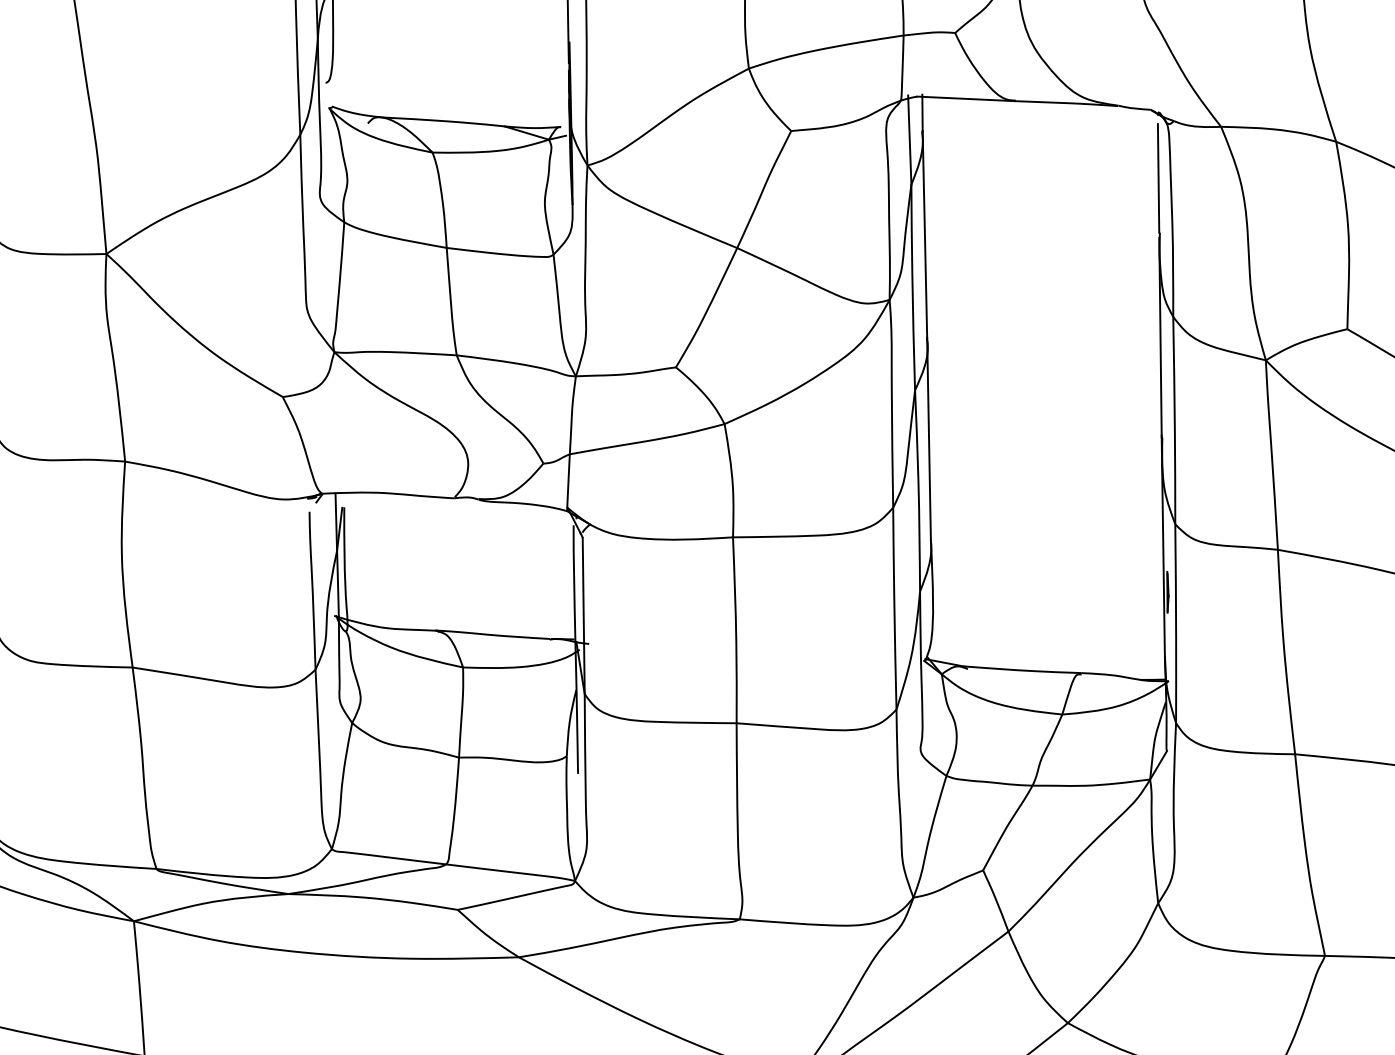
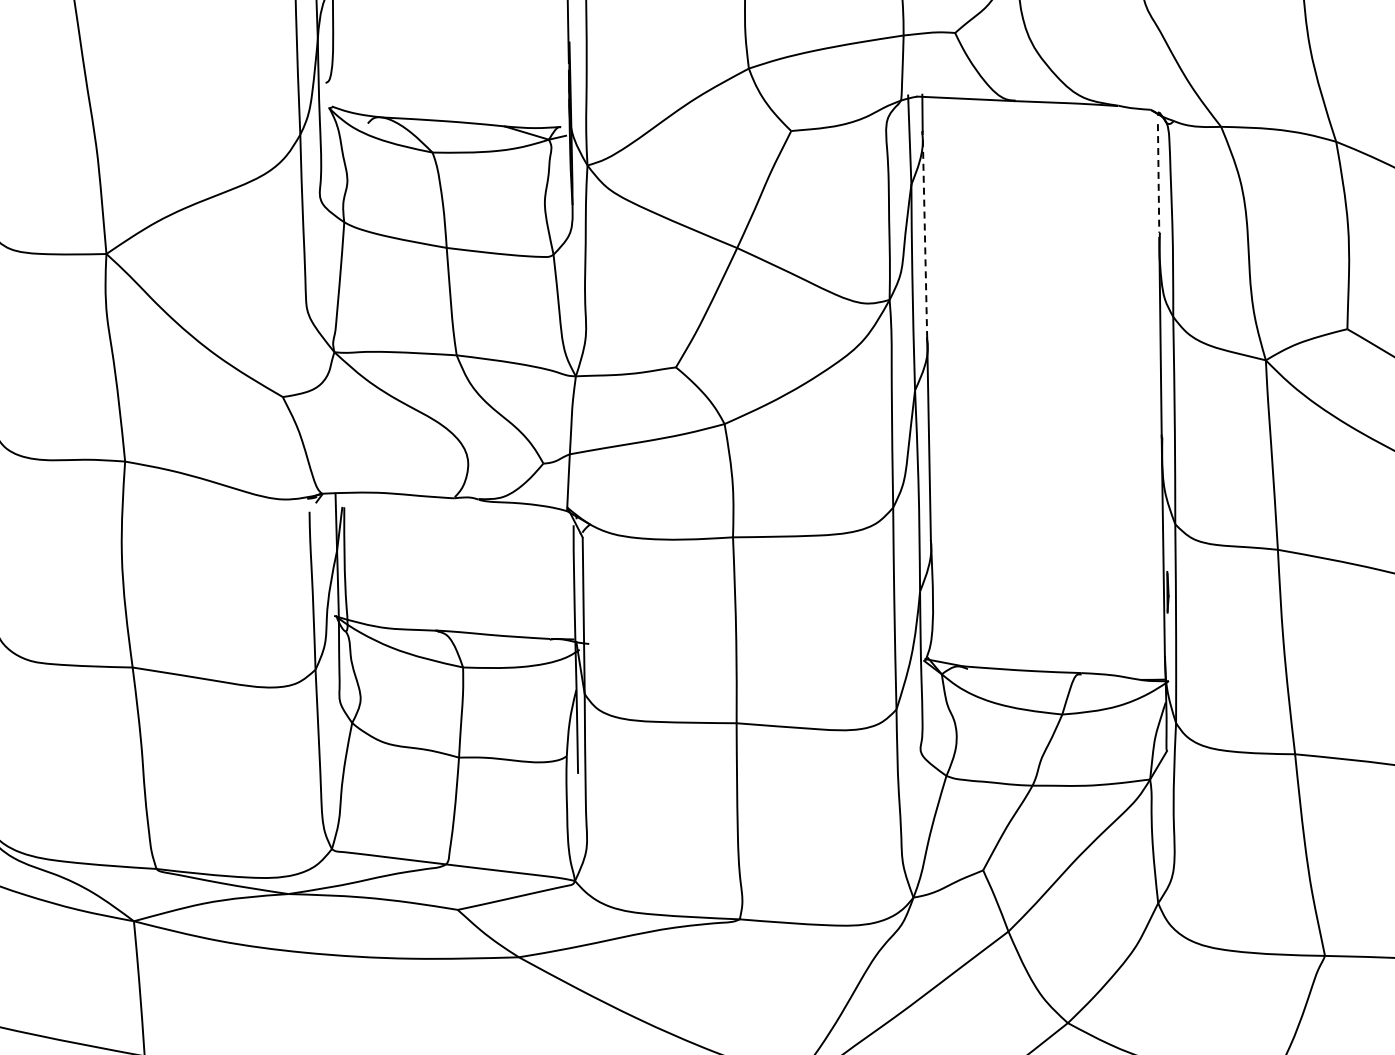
line: solid -> dashed (1158, 178)
line: solid -> dashed (924, 234)
